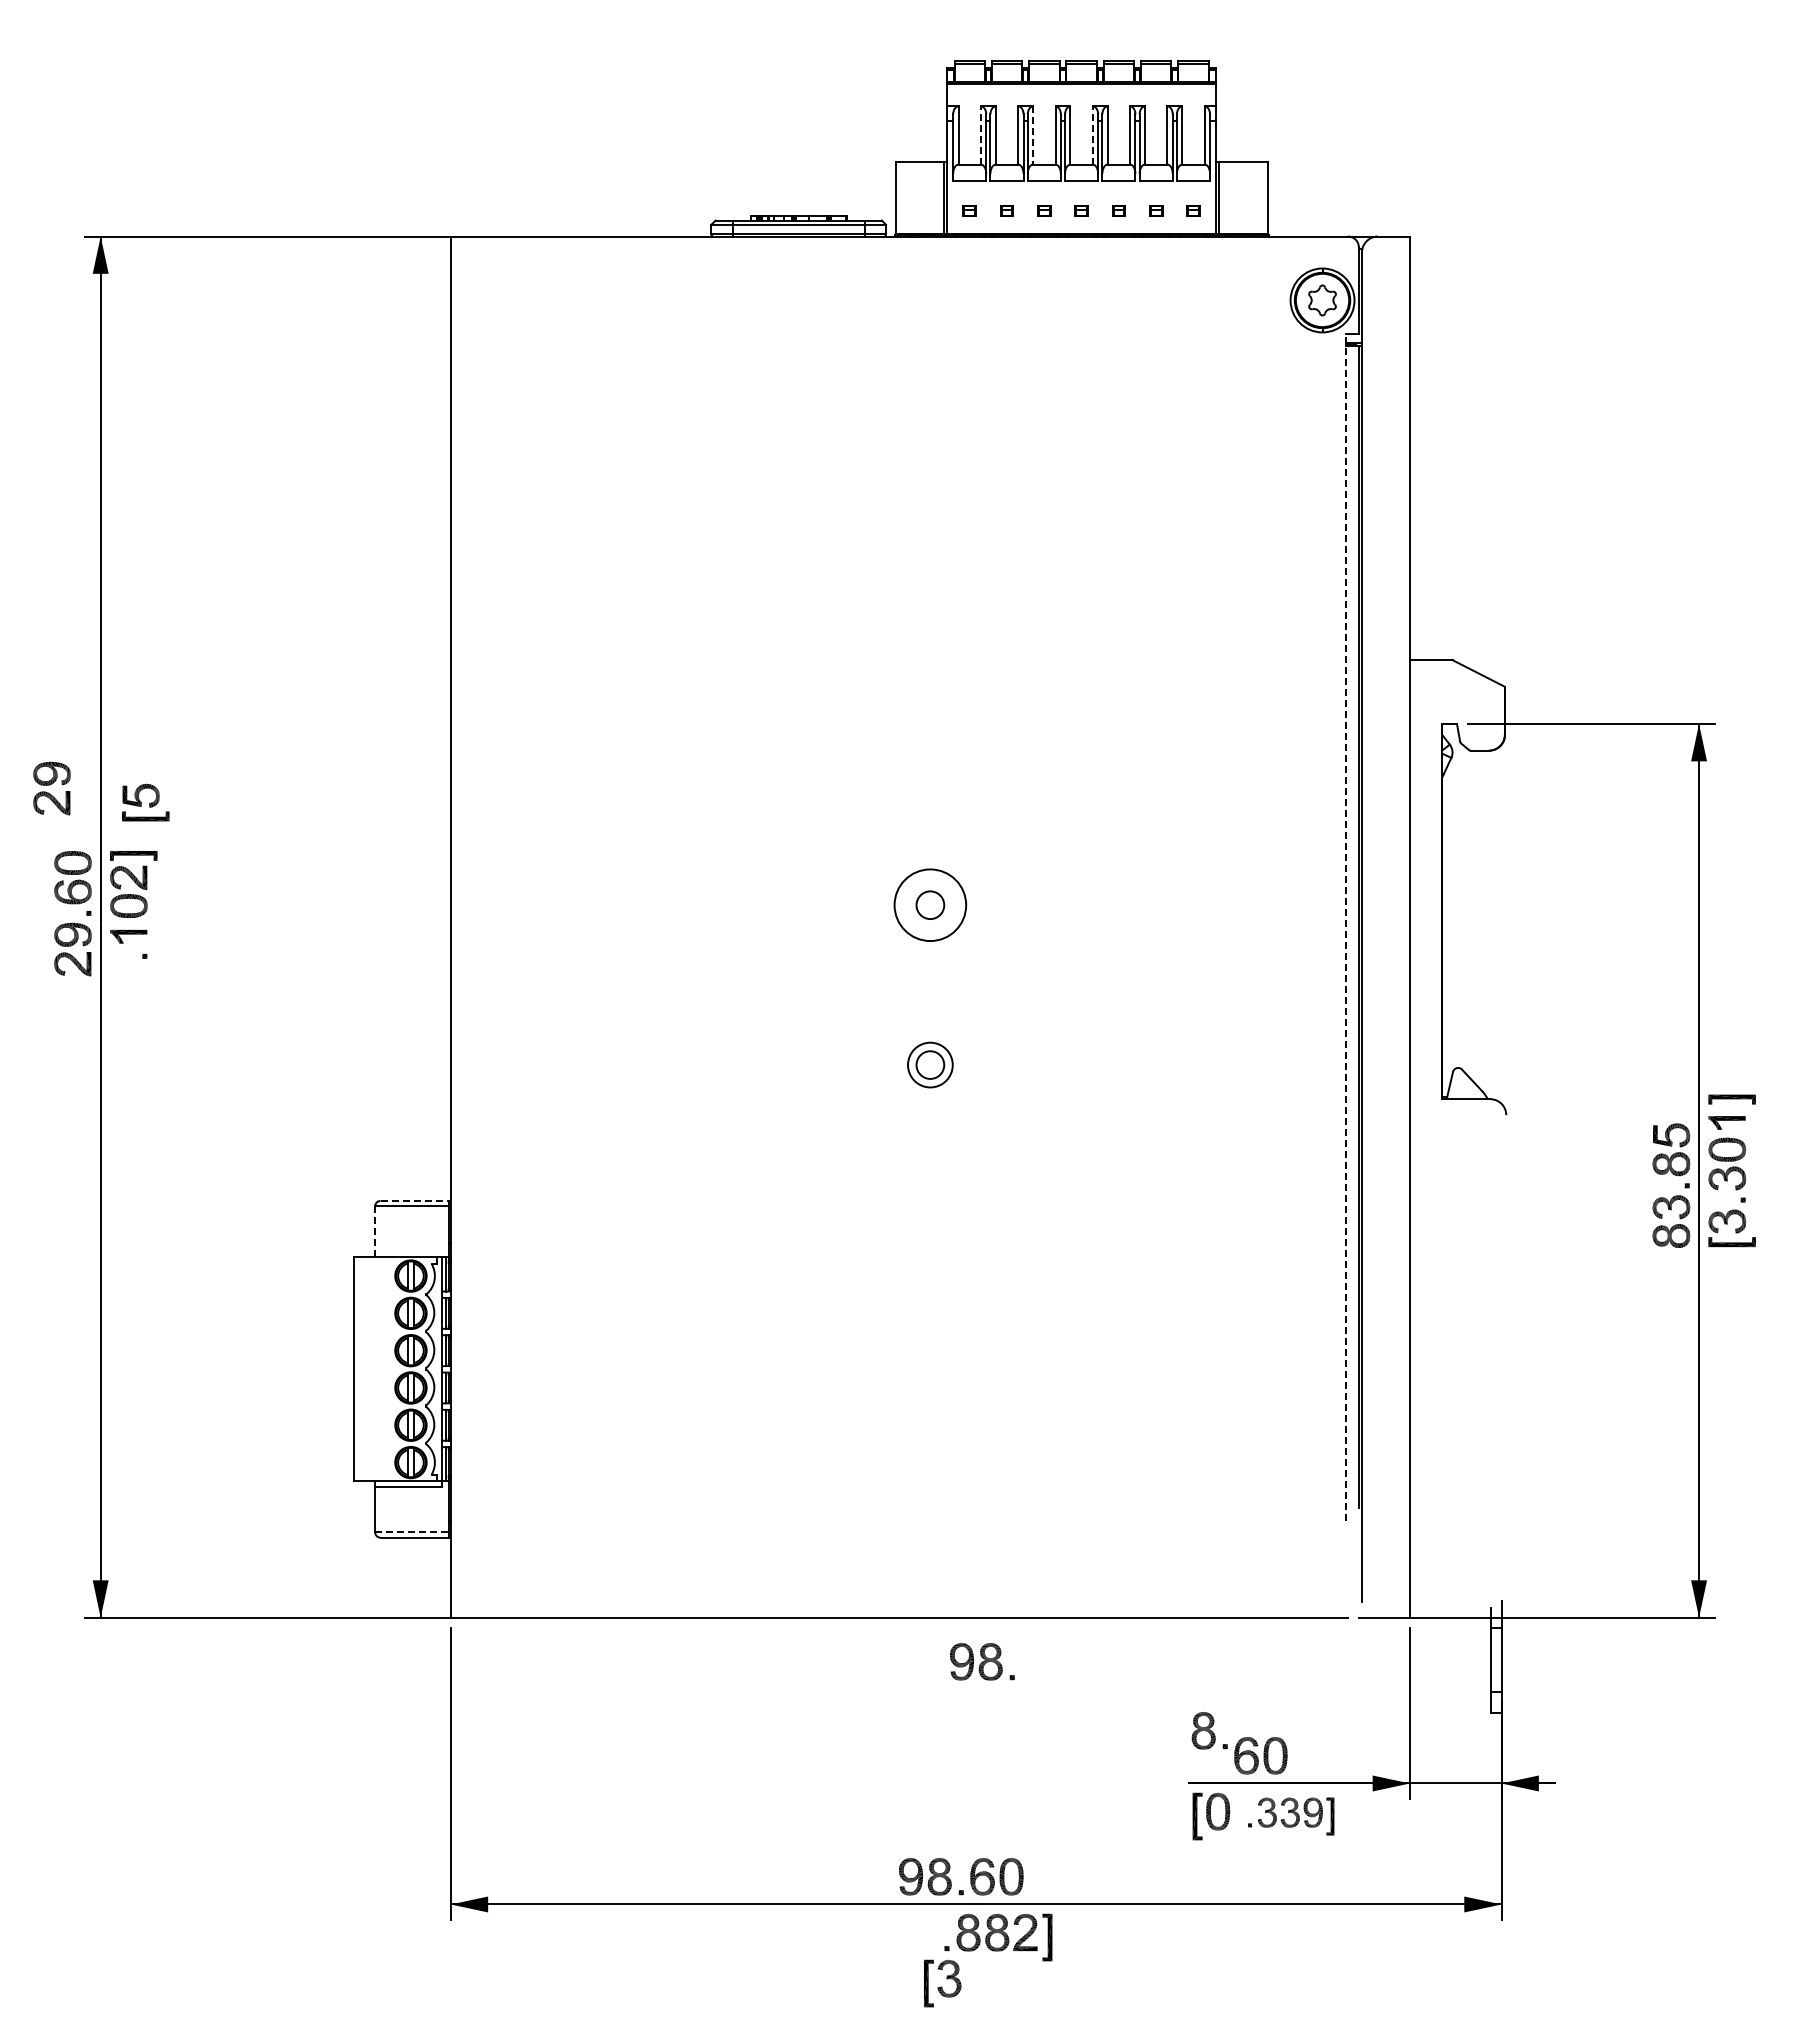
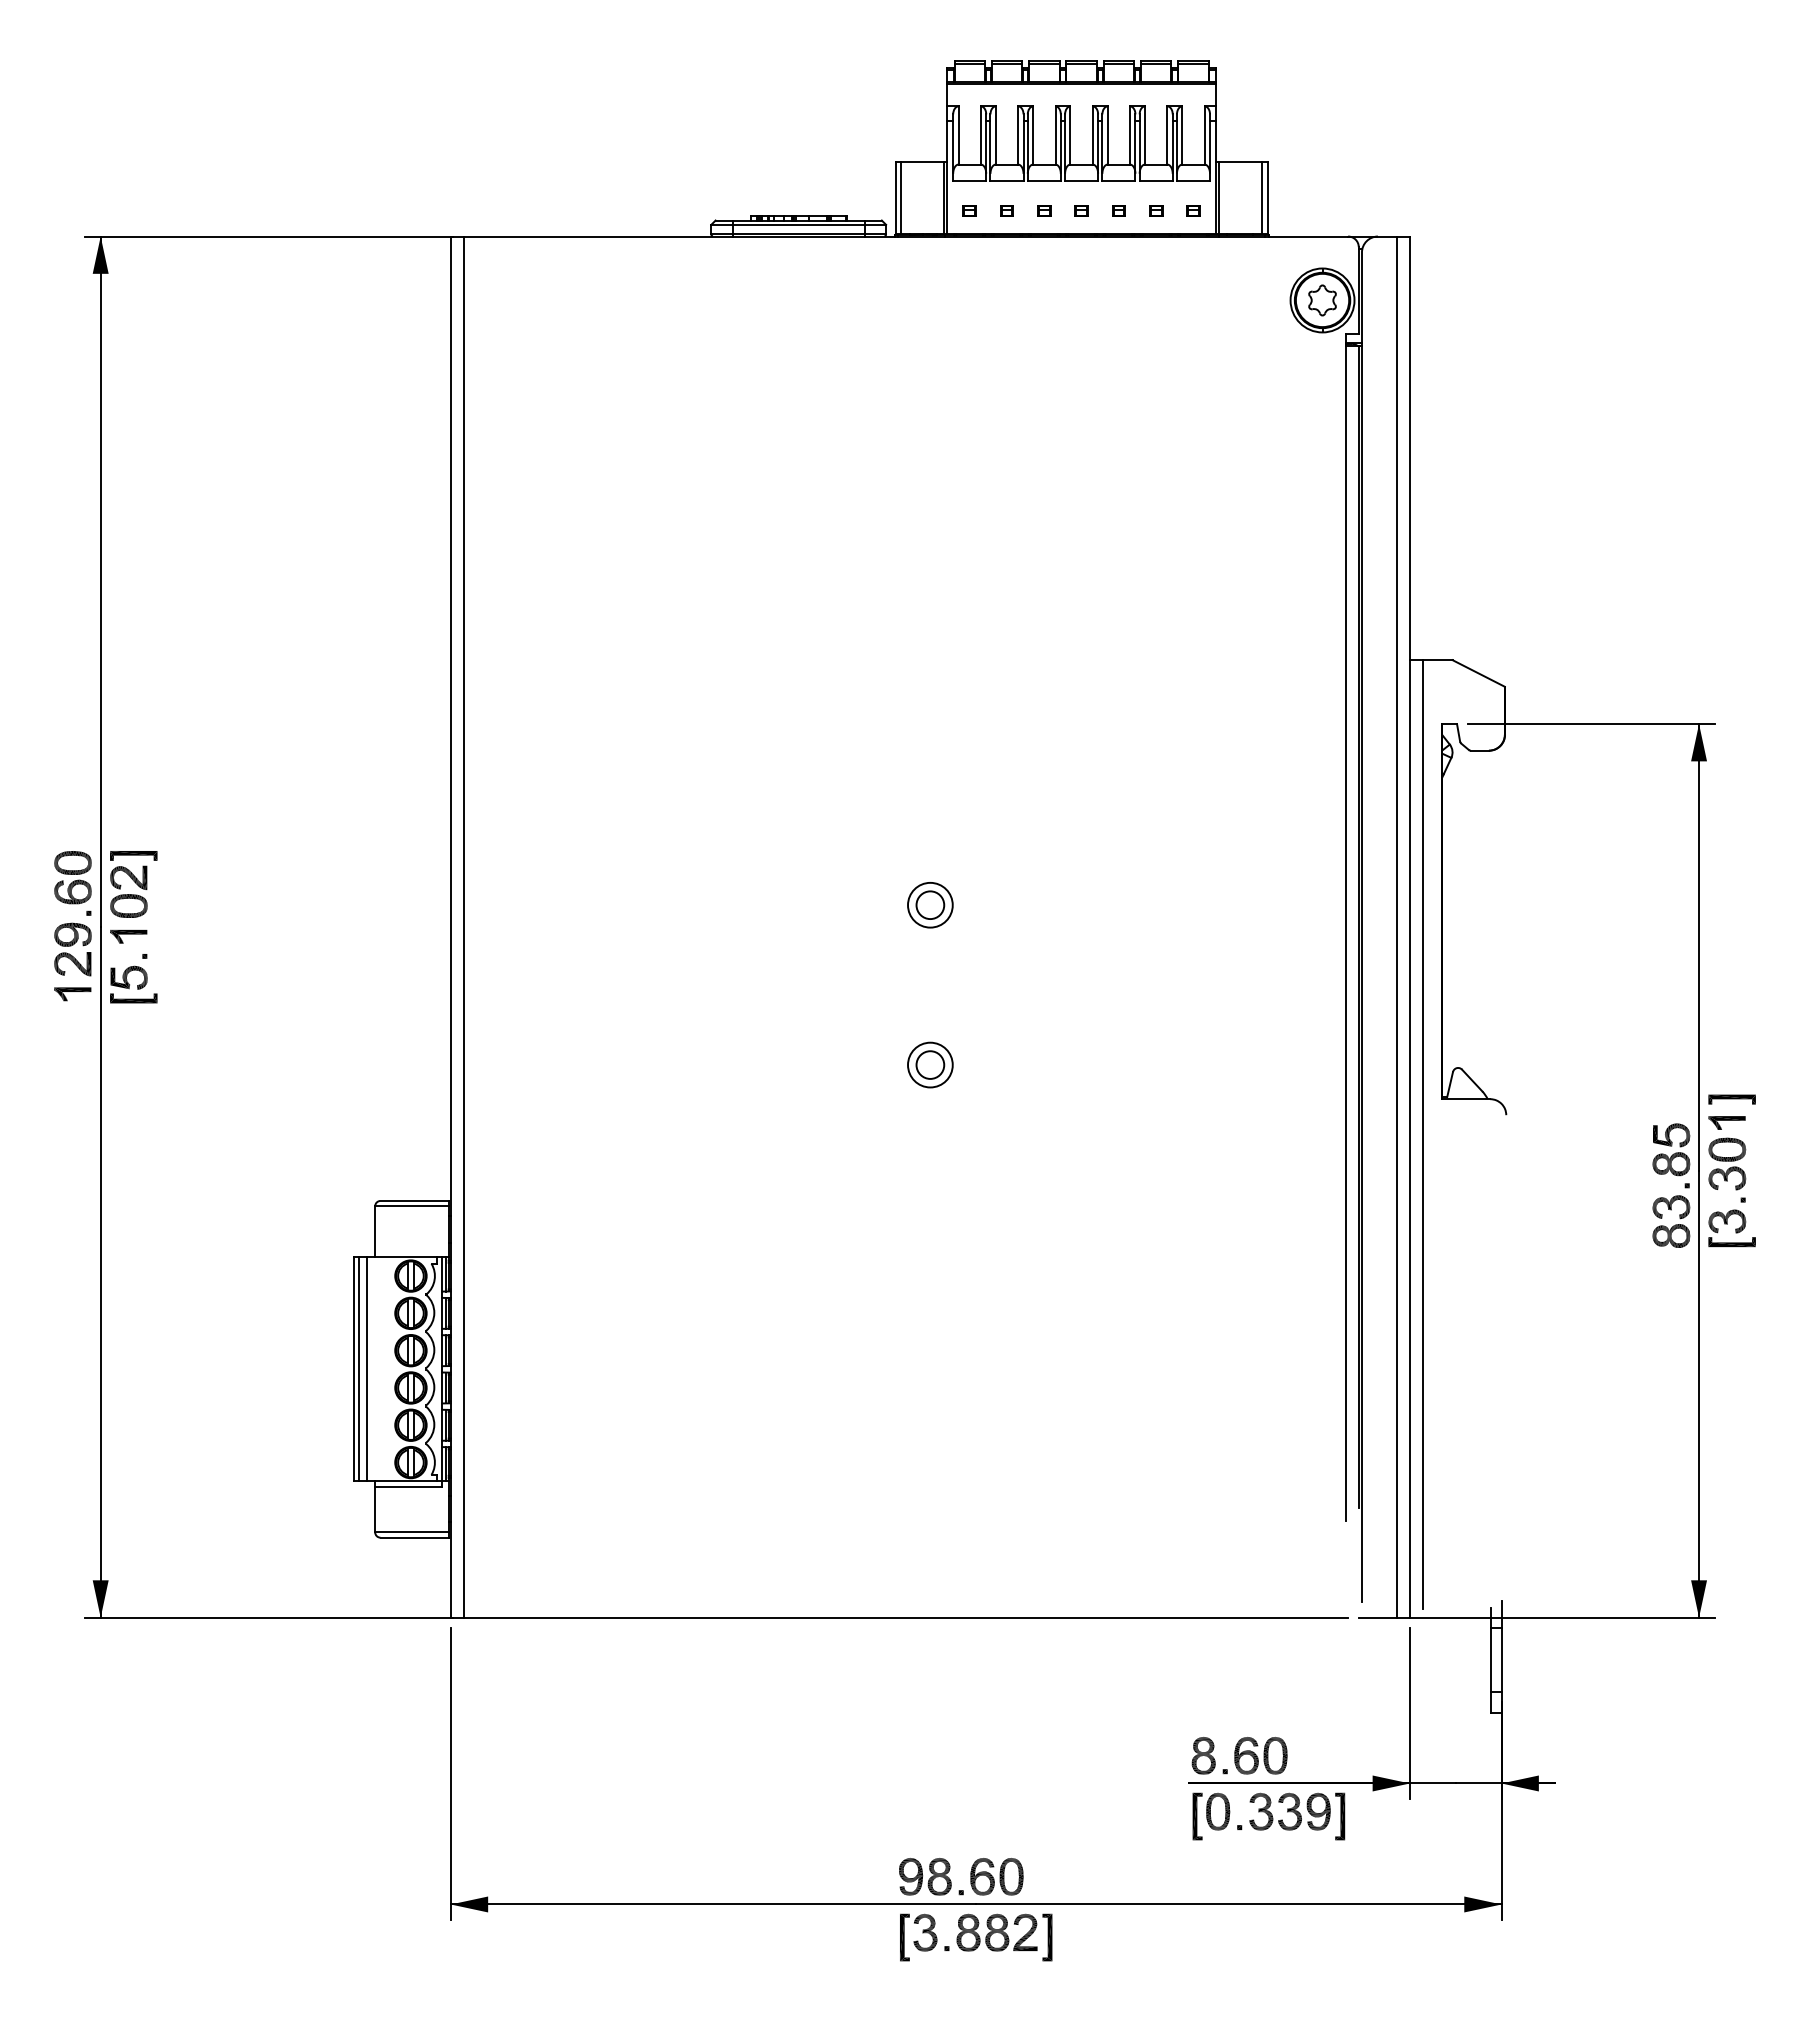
line: dashed -> solid (980, 135)
line: dashed -> solid (1092, 135)
line: dashed -> solid (1033, 136)
line: none -> present (900, 197)
line: none -> present (1262, 197)
part: present -> none (51, 788)
part position: (145, 802) -> (133, 984) (133, 984)
circle diameter: 72 px -> 45 px (930, 904)
line: none -> present (463, 926)
line: none -> present (1397, 926)
line: dashed -> solid (1345, 927)
part: none -> present (72, 994)
line: none -> present (1422, 1134)
line: dashed -> solid (415, 1200)
line: dashed -> solid (375, 1231)
line: none -> present (359, 1369)
line: none -> present (366, 1369)
line: dashed -> solid (411, 1532)
part: present -> none (982, 1661)
part position: (1209, 1730) -> (1209, 1755) (1209, 1755)
part size: 87x39 px -> 109x49 px (1291, 1816)
part position: (942, 1983) -> (918, 1937) (918, 1937)
